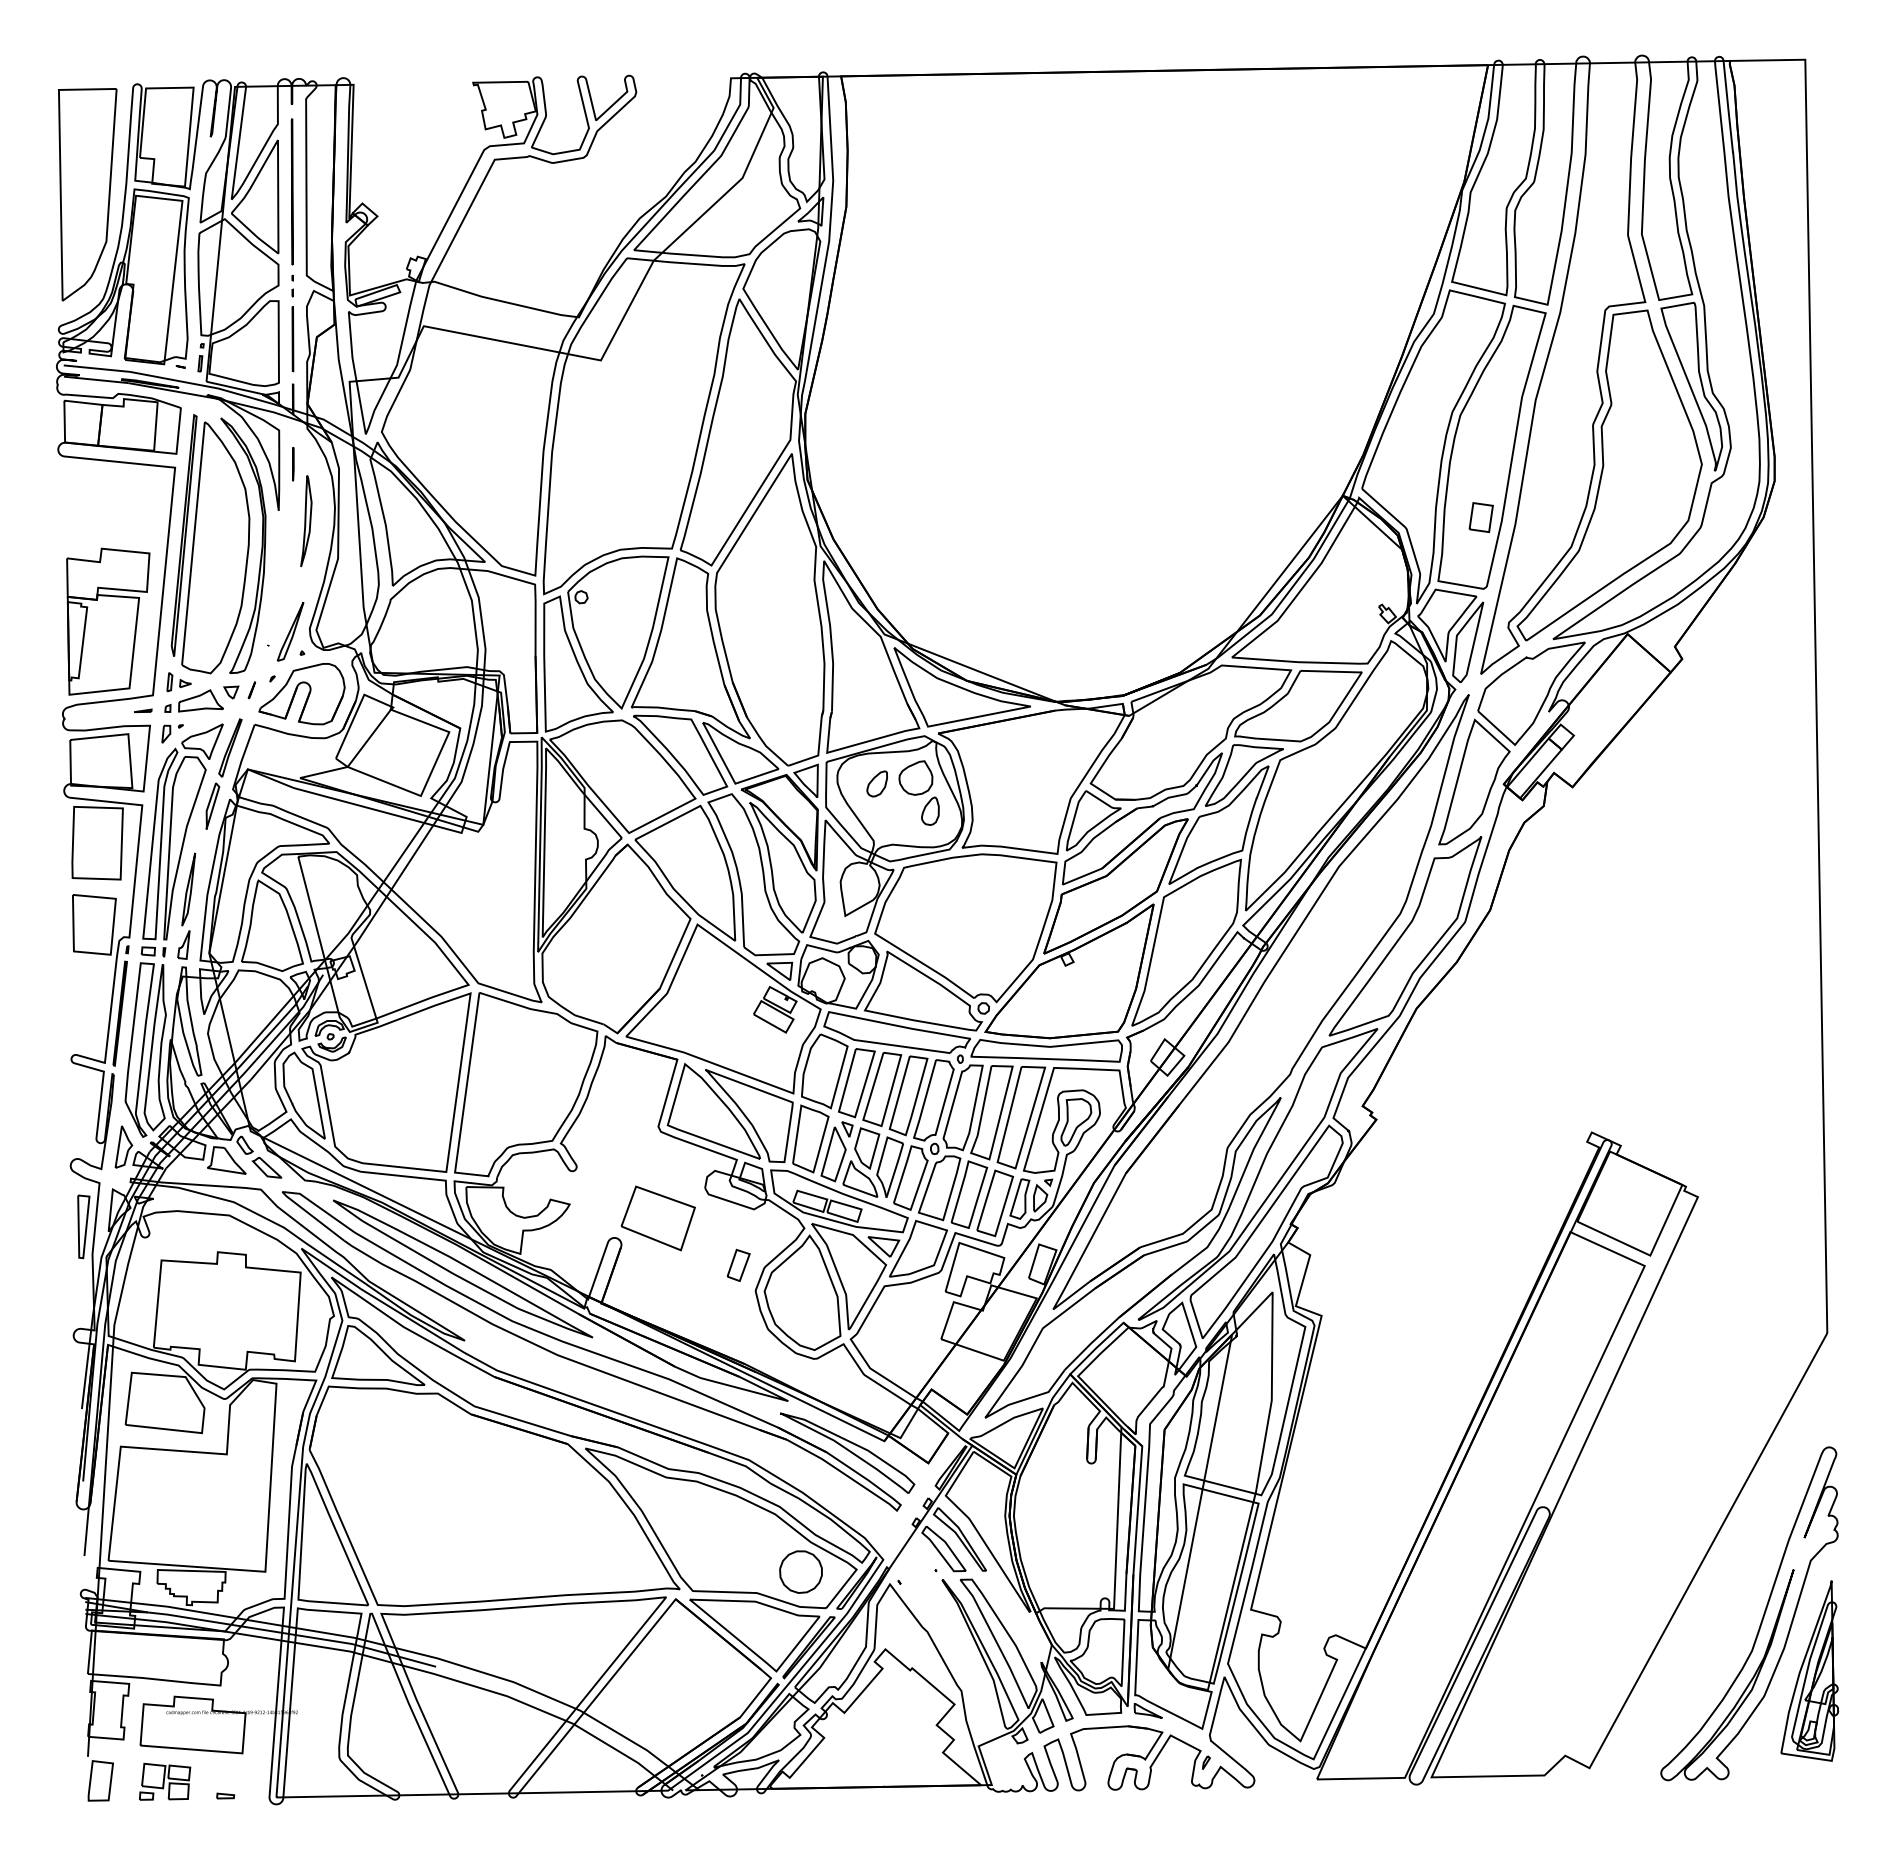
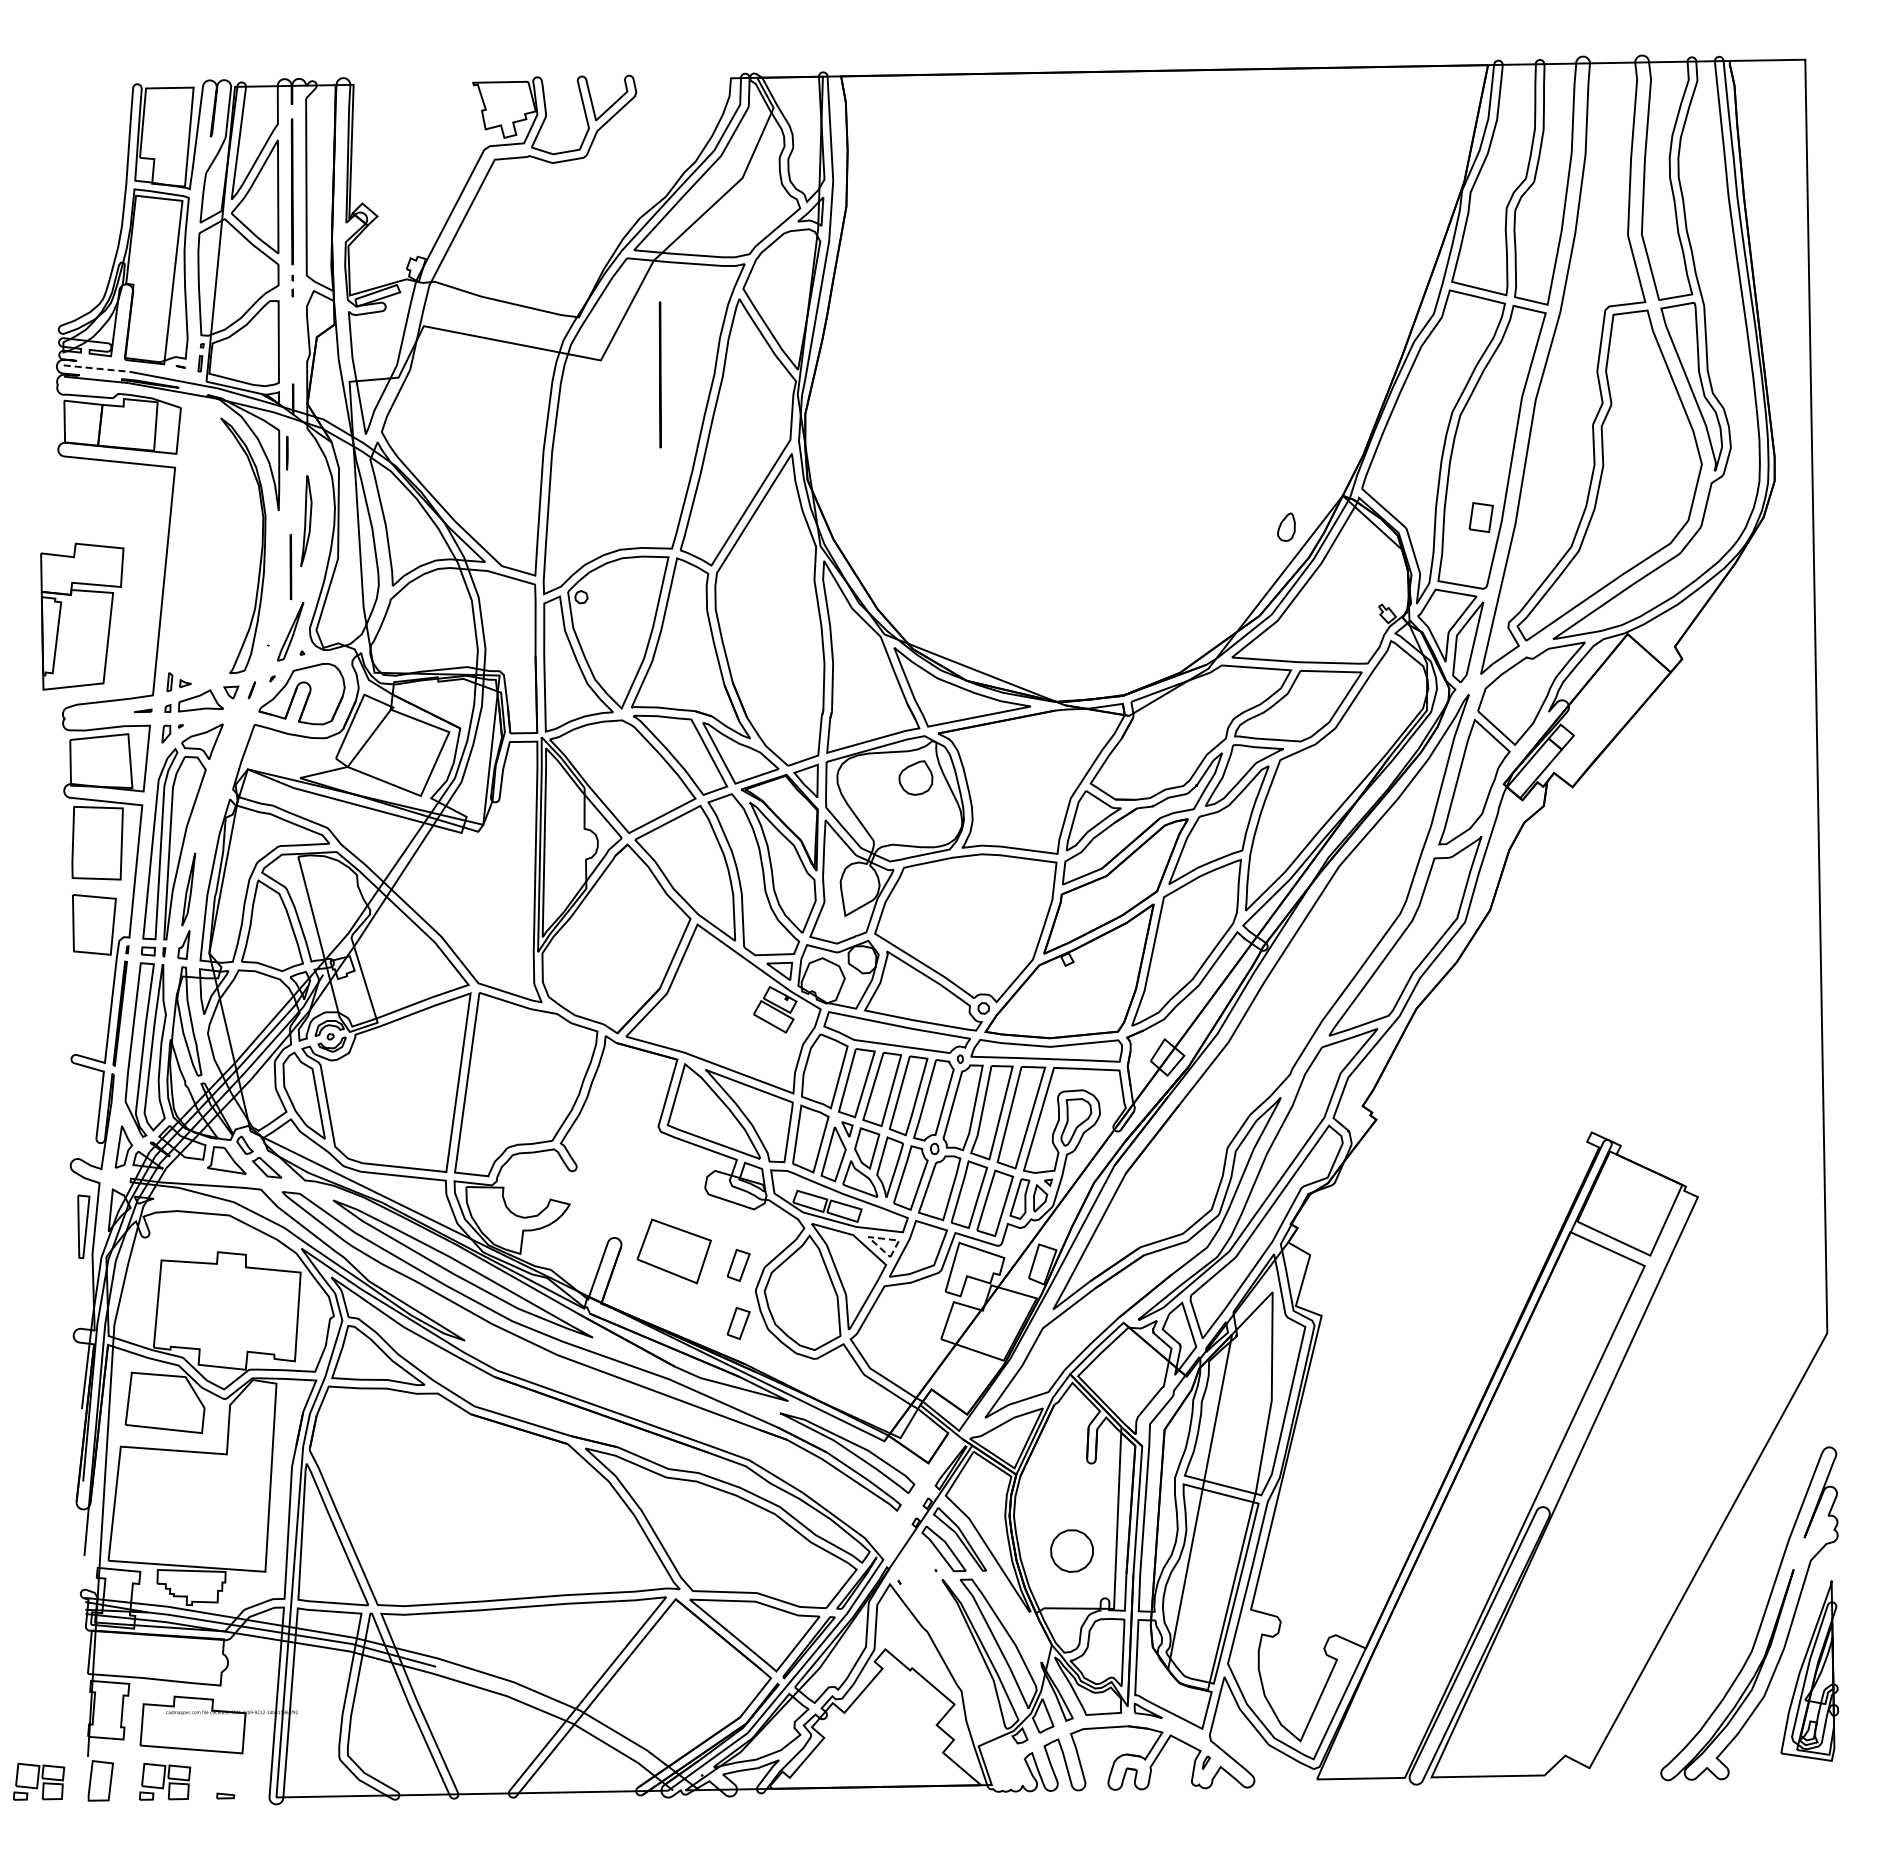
part: present -> none (87, 194)
line position: (292, 339) -> (290, 567) (290, 567)
line: solid -> dashed (97, 368)
line: none -> present (659, 374)
line position: (293, 464) -> (287, 453) (287, 453)
part: present -> none (210, 543)
part position: (108, 621) -> (82, 616) (82, 616)
part: present -> none (223, 773)
part: present -> none (876, 783)
part position: (930, 810) -> (1286, 526) (1286, 526)
part position: (657, 1218) -> (673, 1251) (673, 1251)
line: solid -> dashed (877, 1238)
part: none -> present (738, 1322)
part position: (800, 1571) -> (1071, 1550) (1071, 1550)
part: none -> present (39, 1781)
